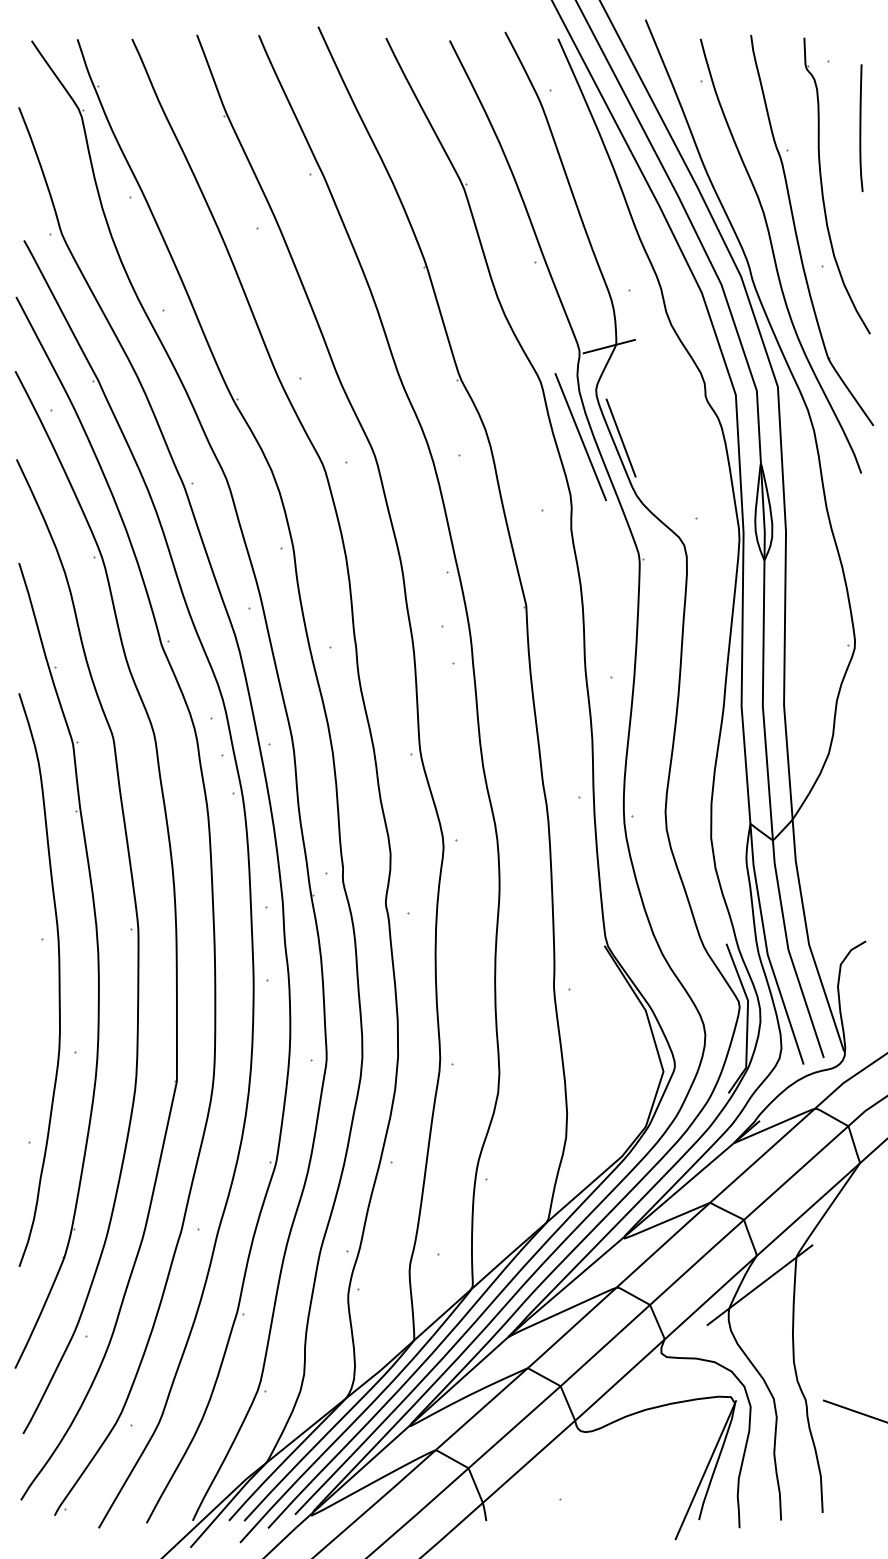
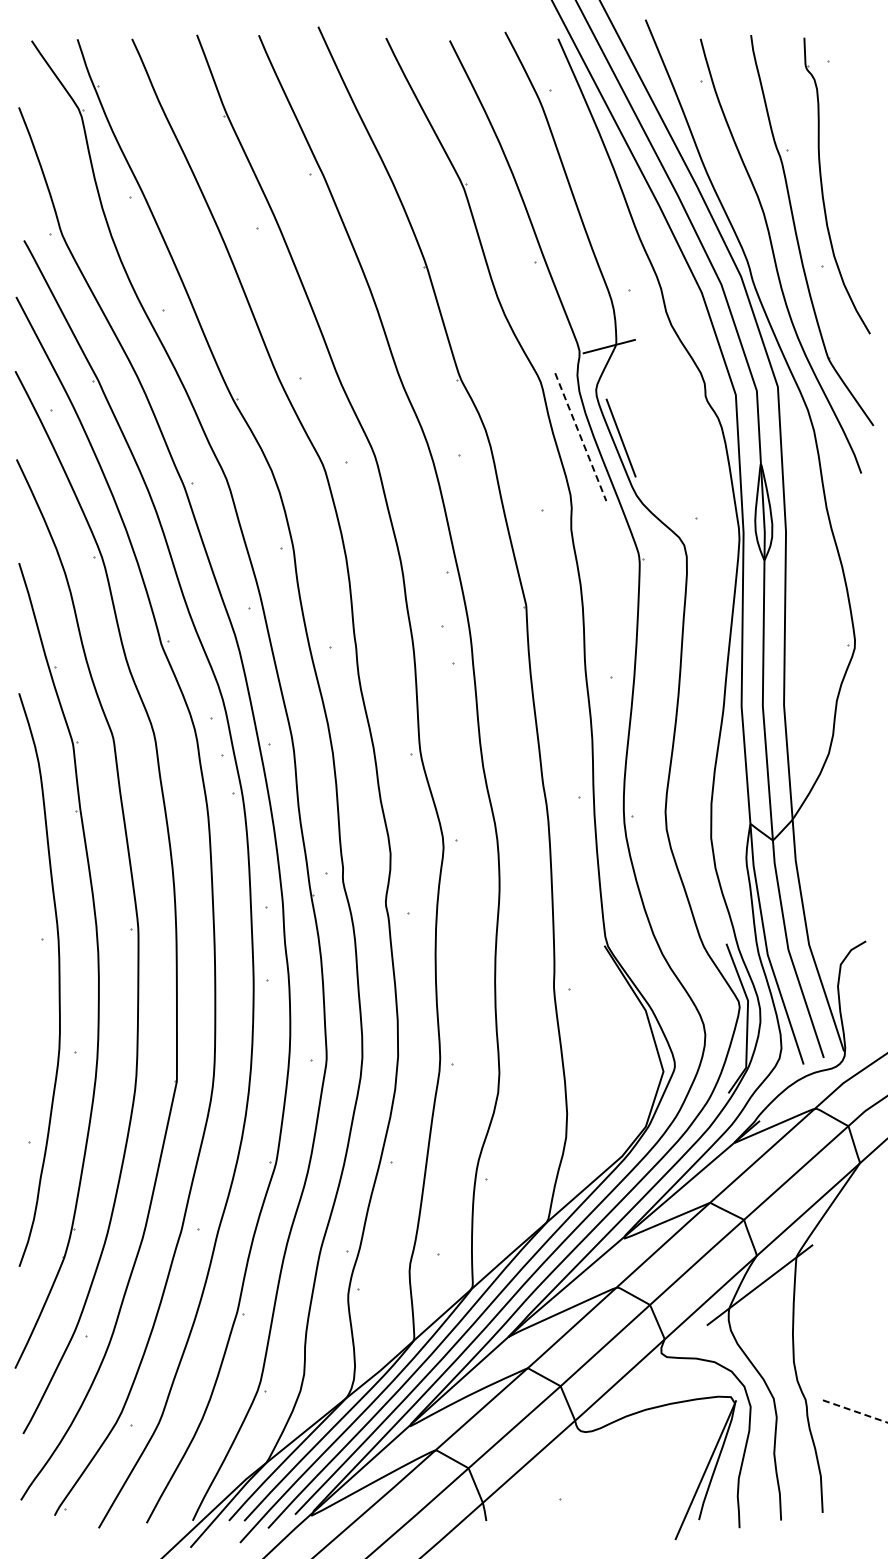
curve: present -> none (861, 128)
line: solid -> dashed (580, 437)
line: solid -> dashed (855, 1411)
